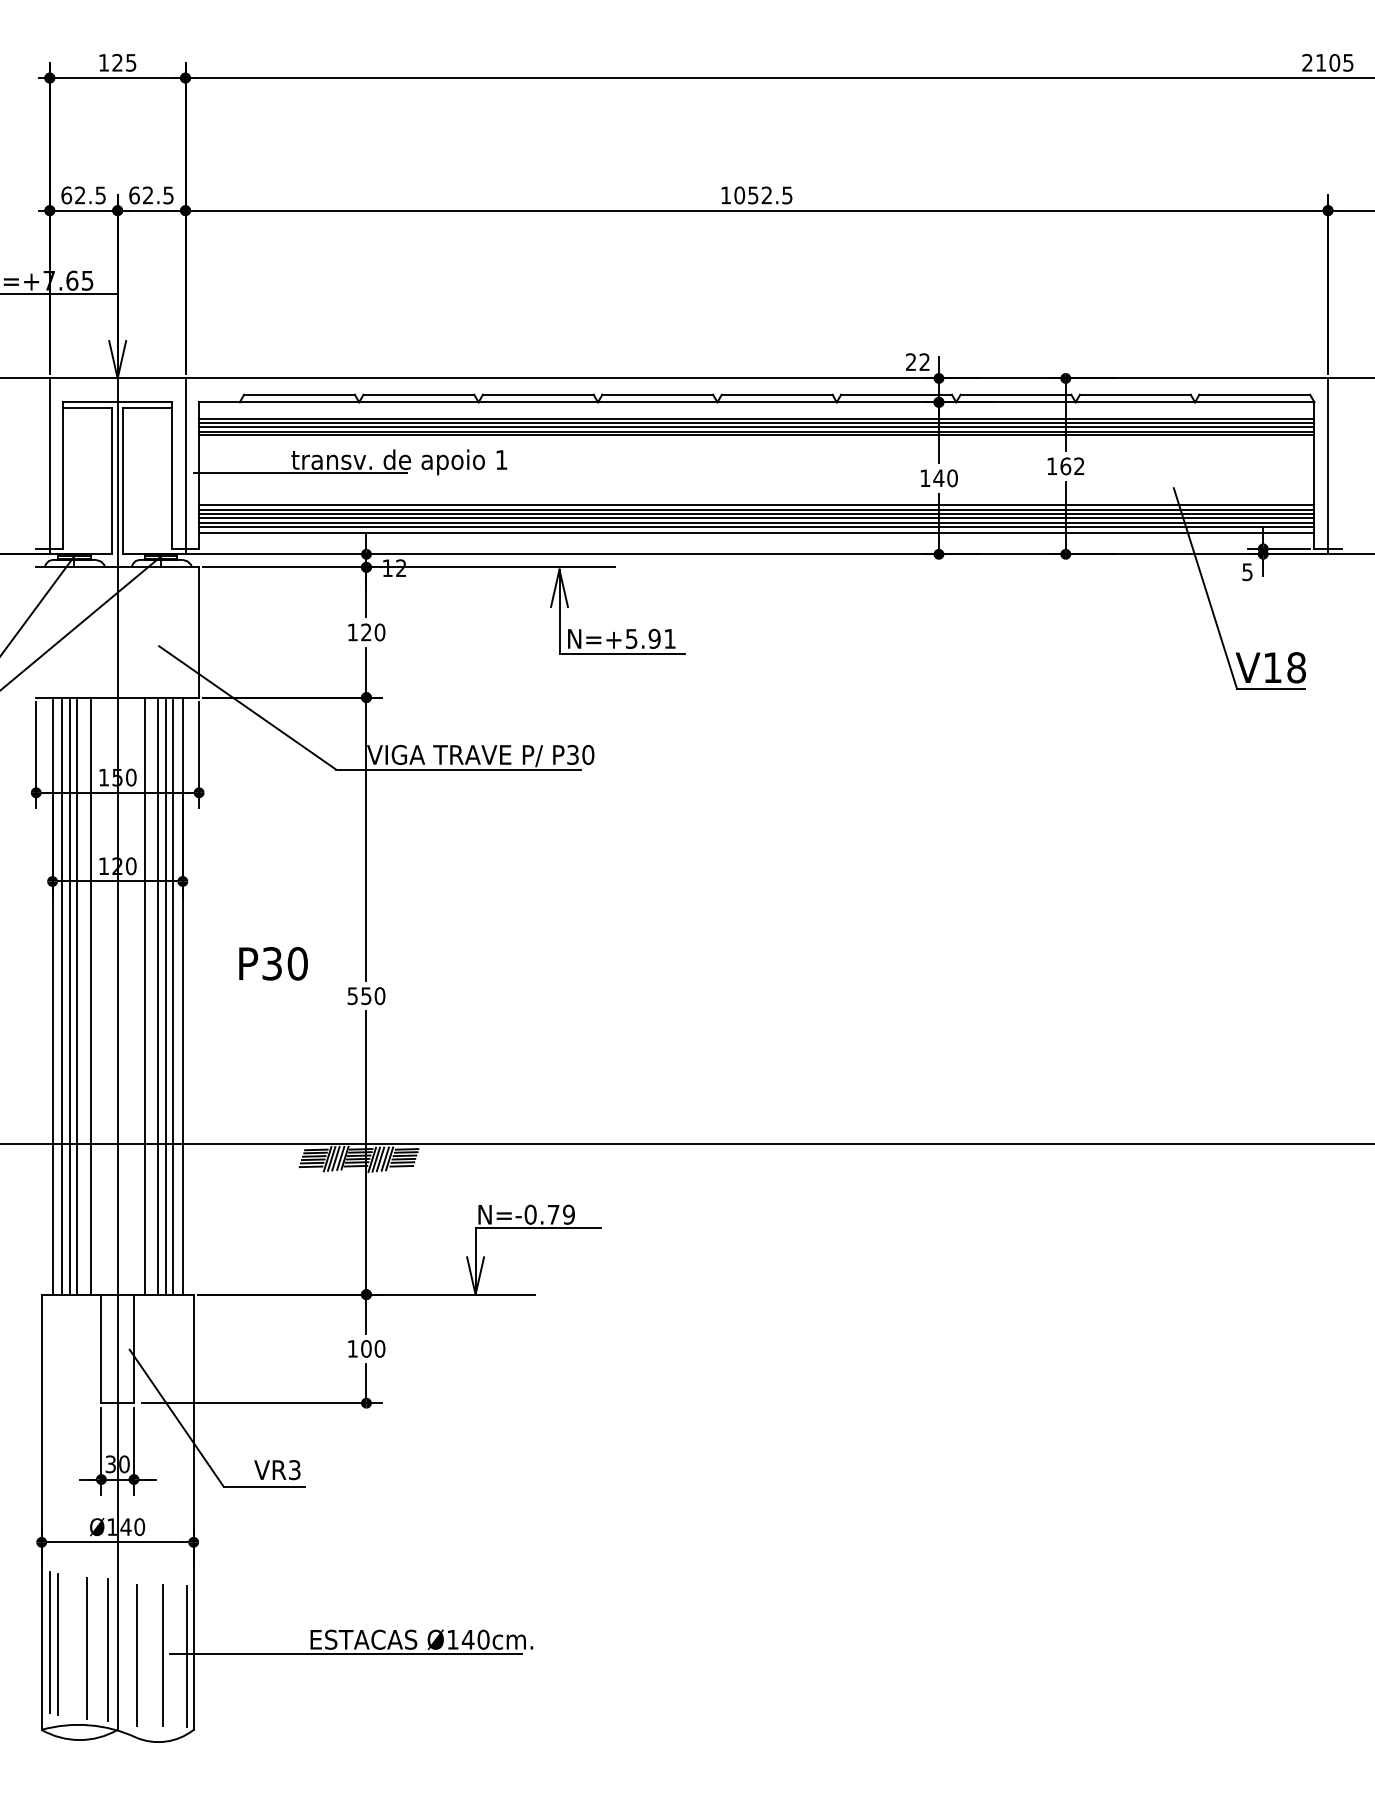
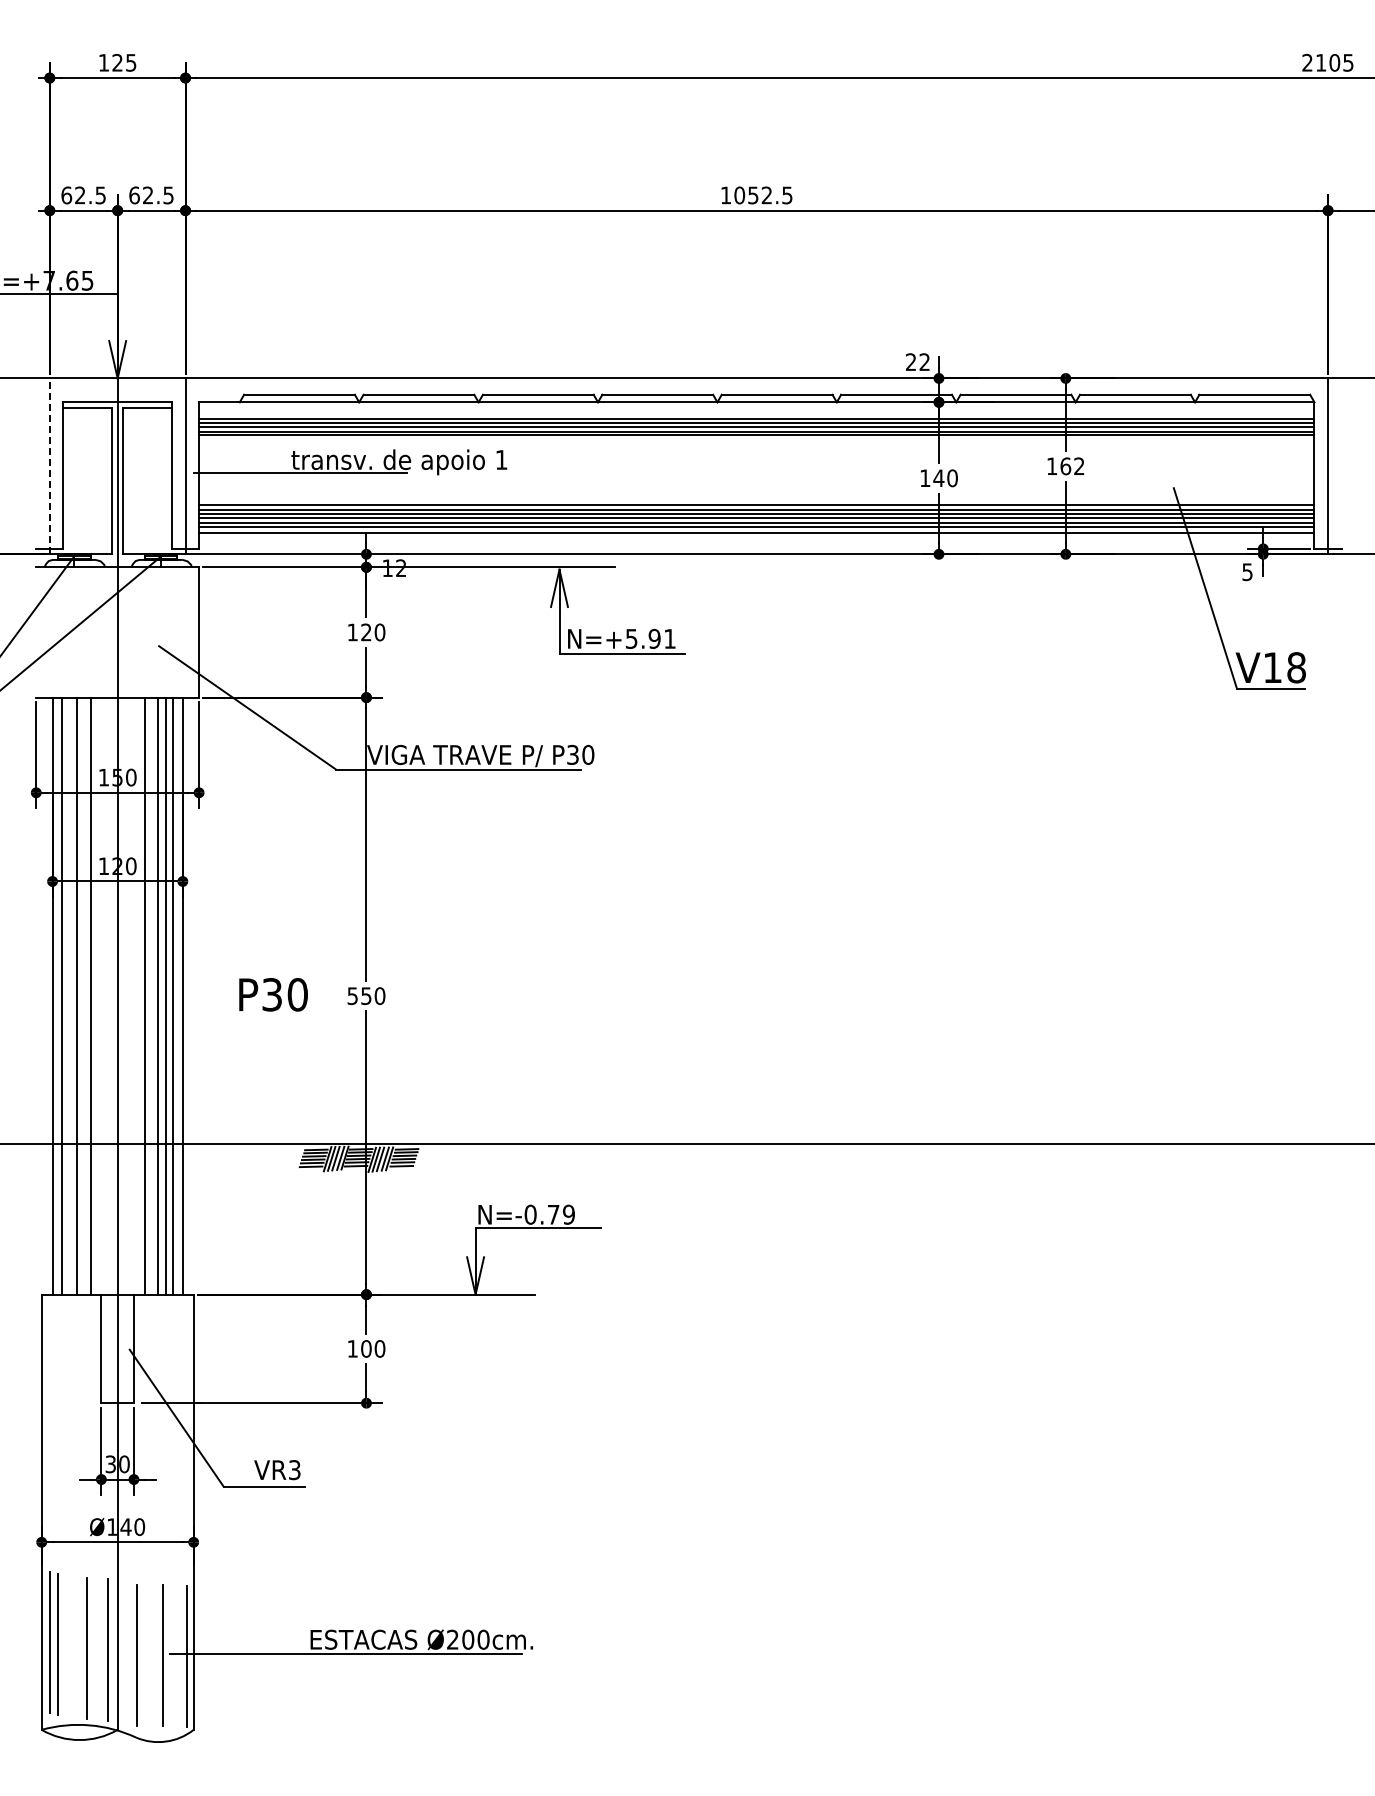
line: solid -> dashed (49, 466)
text position: (273, 963) -> (273, 994) (273, 994)
line: present -> none (70, 995)
text: Ø140cm. -> Ø200cm. (460, 1639)
